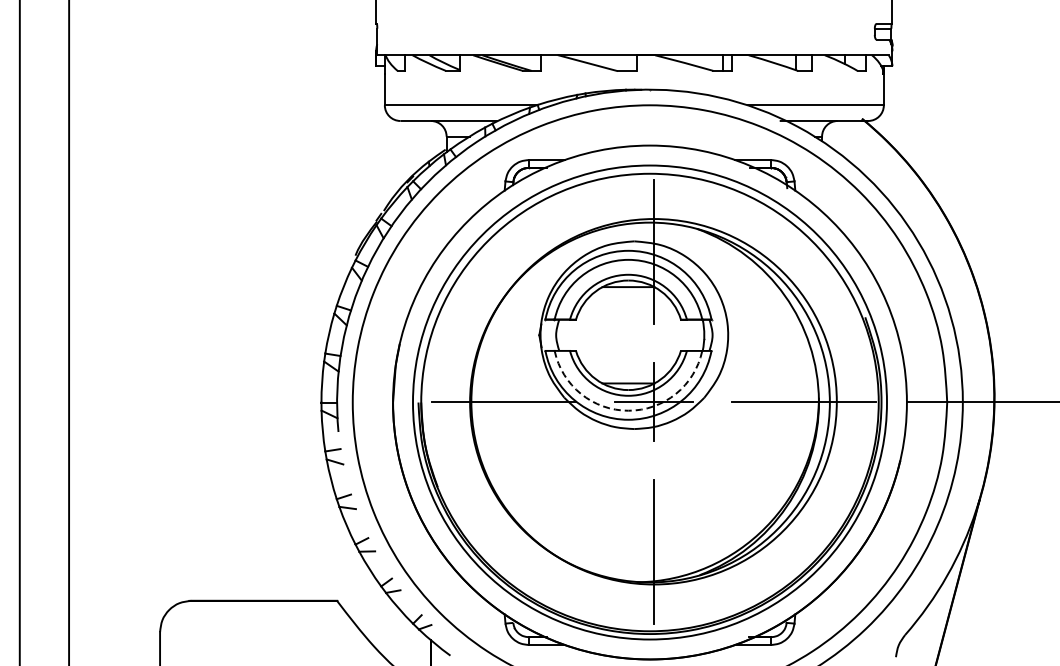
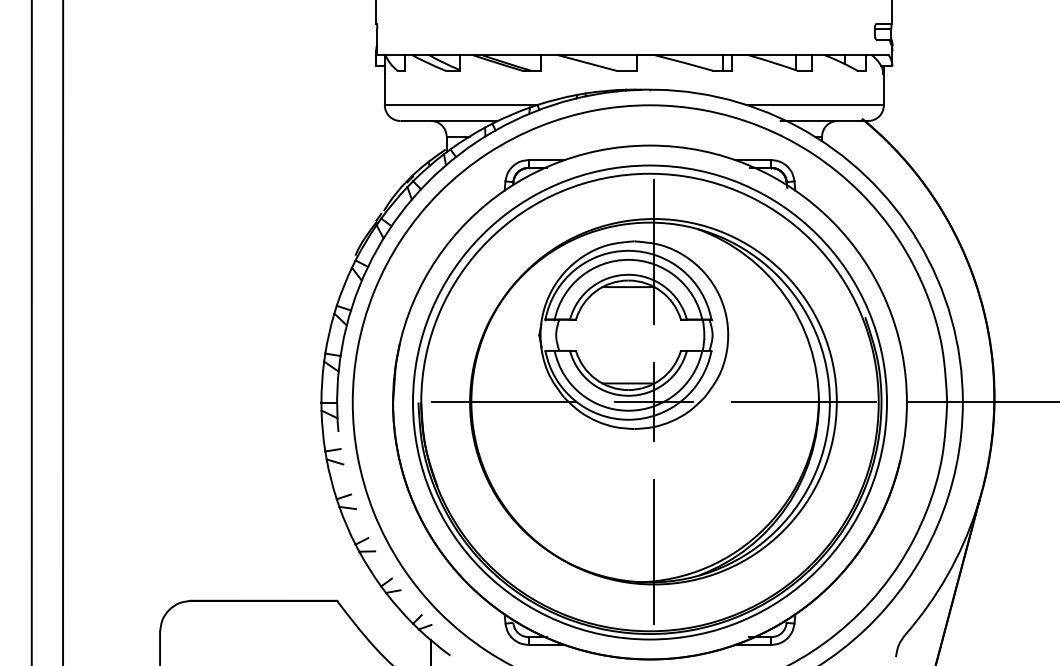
line position: (19, 332) -> (31, 332) (31, 332)
line position: (69, 332) -> (63, 332) (63, 332)
arc: dashed -> solid (628, 410)
